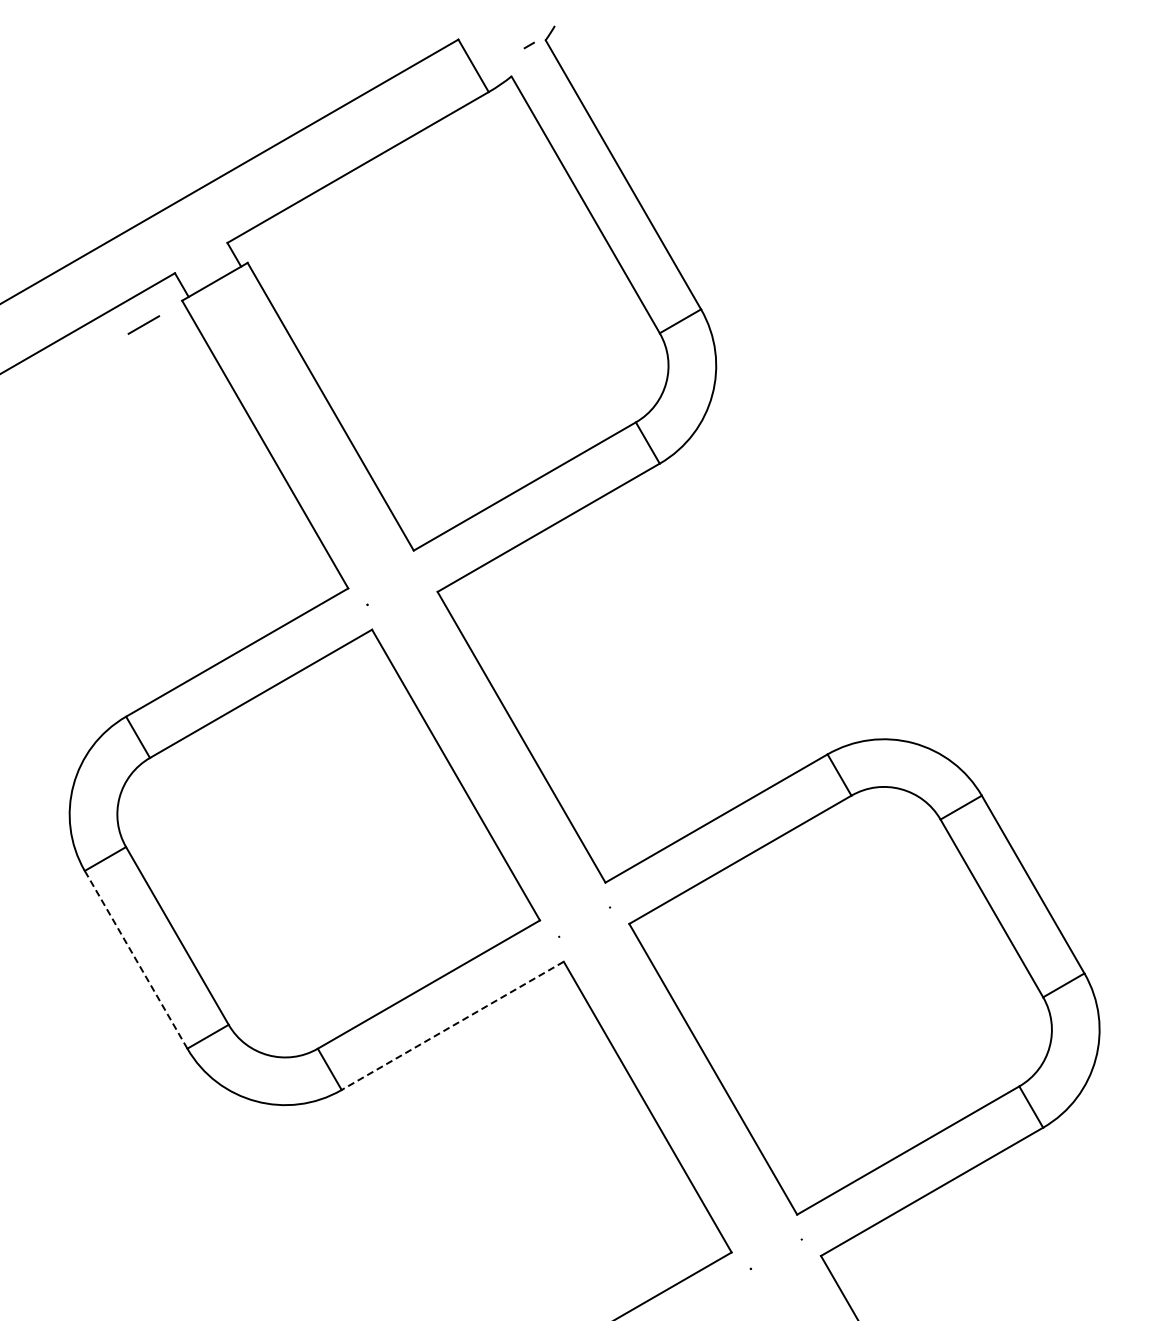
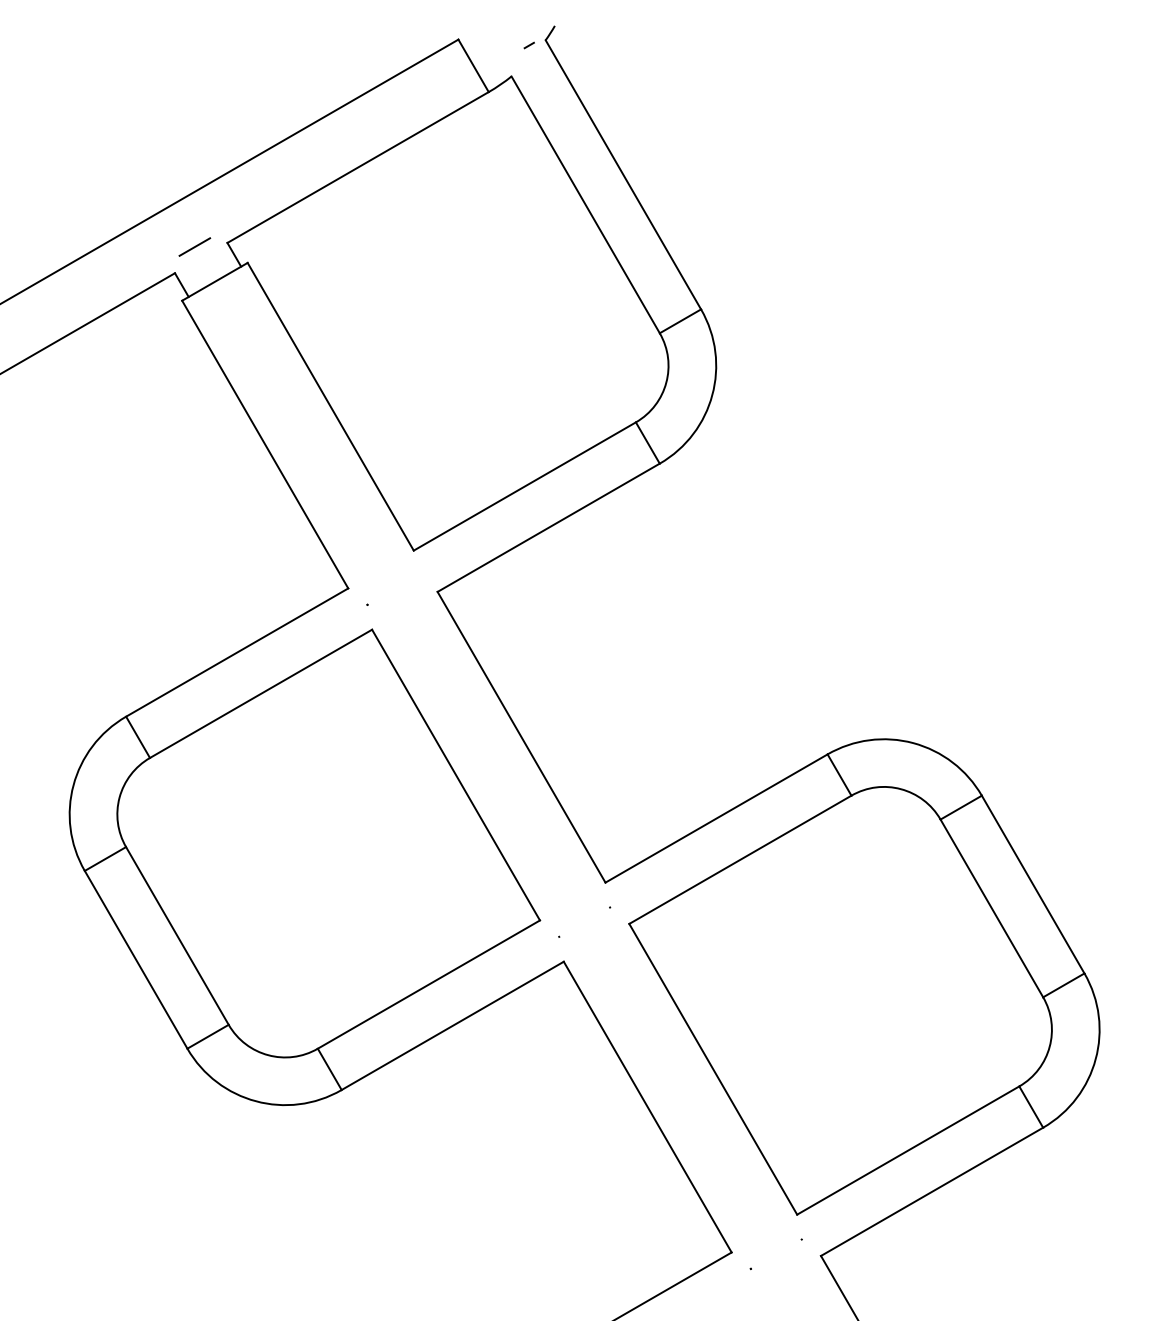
line position: (143, 324) -> (194, 246) (194, 246)
line: dashed -> solid (136, 959)
line: dashed -> solid (452, 1026)
